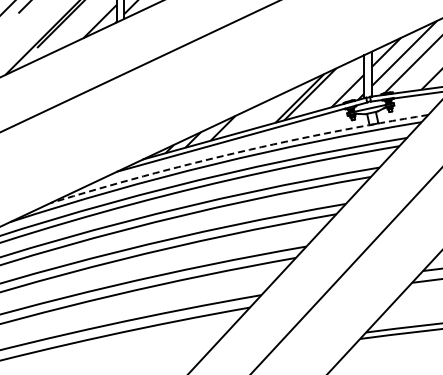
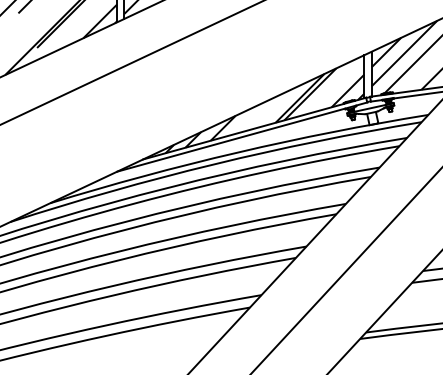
line position: (139, 66) -> (131, 63) (131, 63)
arc: dashed -> solid (237, 152)
